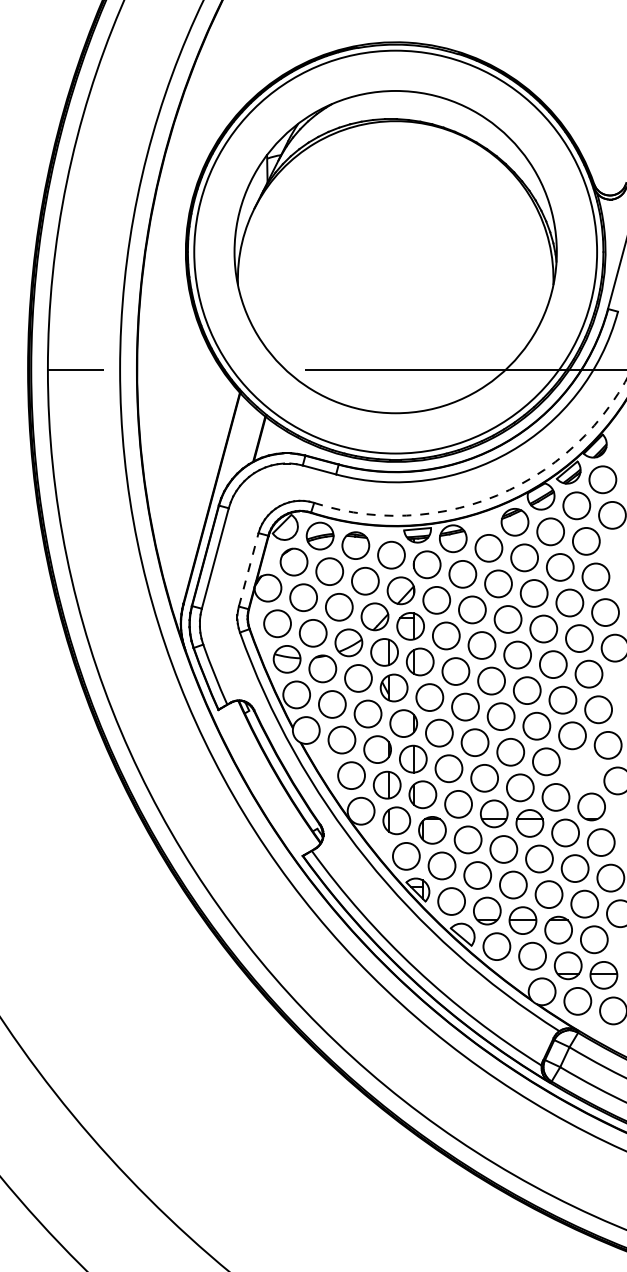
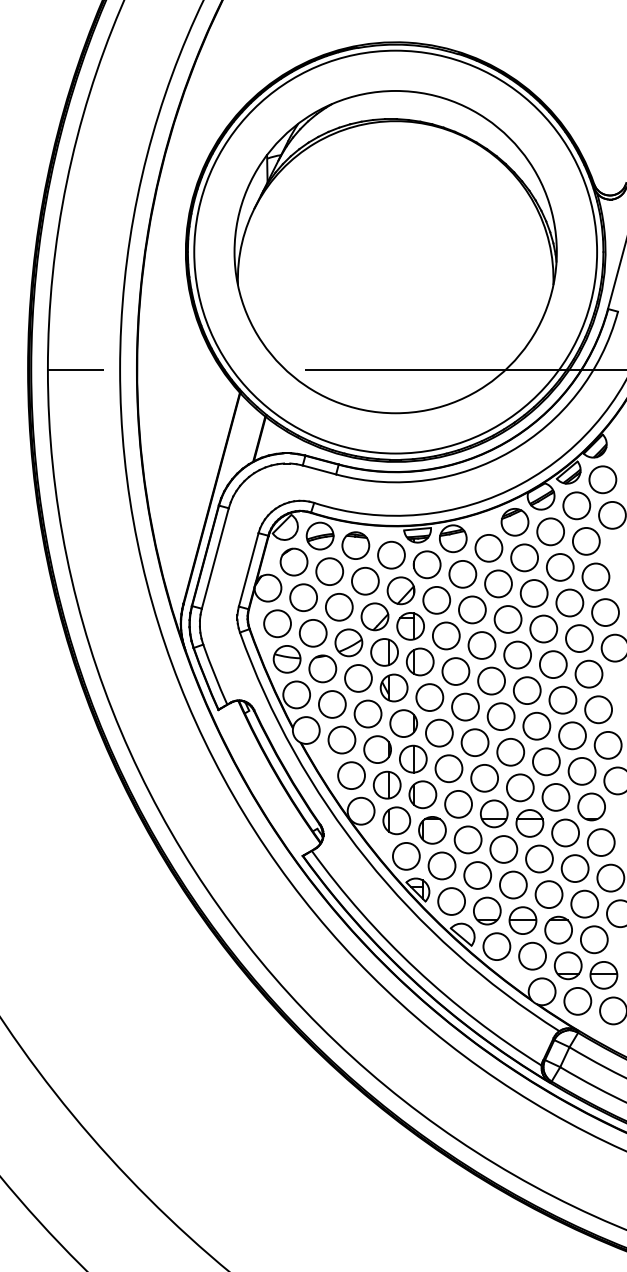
arc: dashed -> solid (493, 496)
line: dashed -> solid (248, 569)
circle: none -> present (581, 771)
